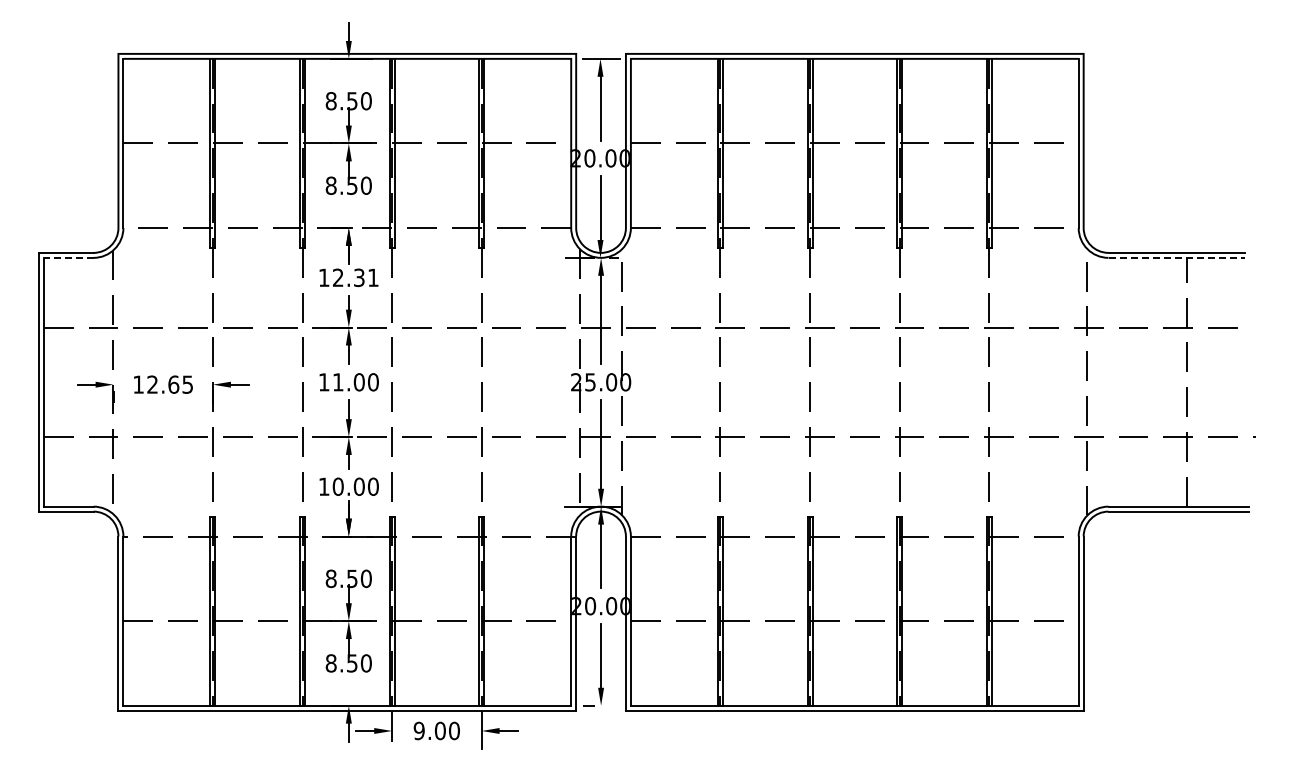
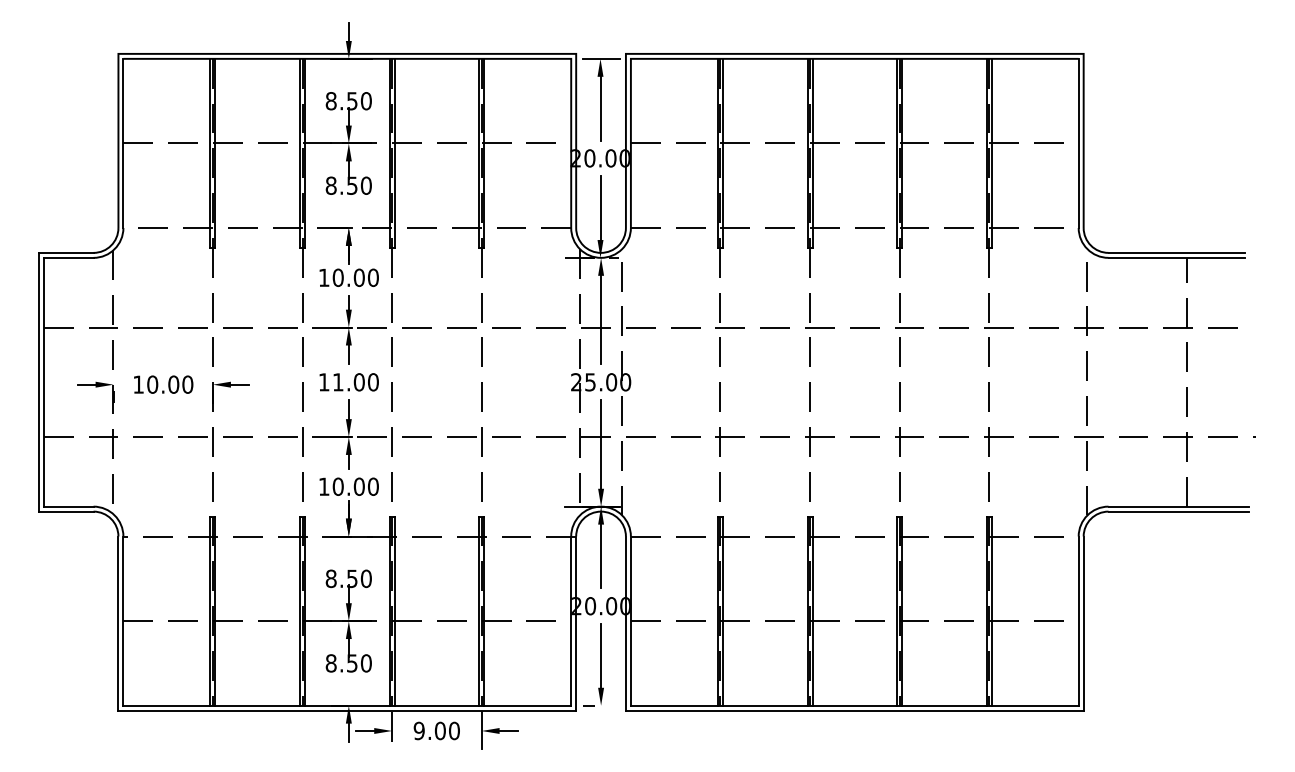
line: dashed -> solid (68, 257)
line: dashed -> solid (1177, 257)
text: 12.31 -> 10.00 (355, 277)
text: 12.65 -> 10.00 (170, 384)
